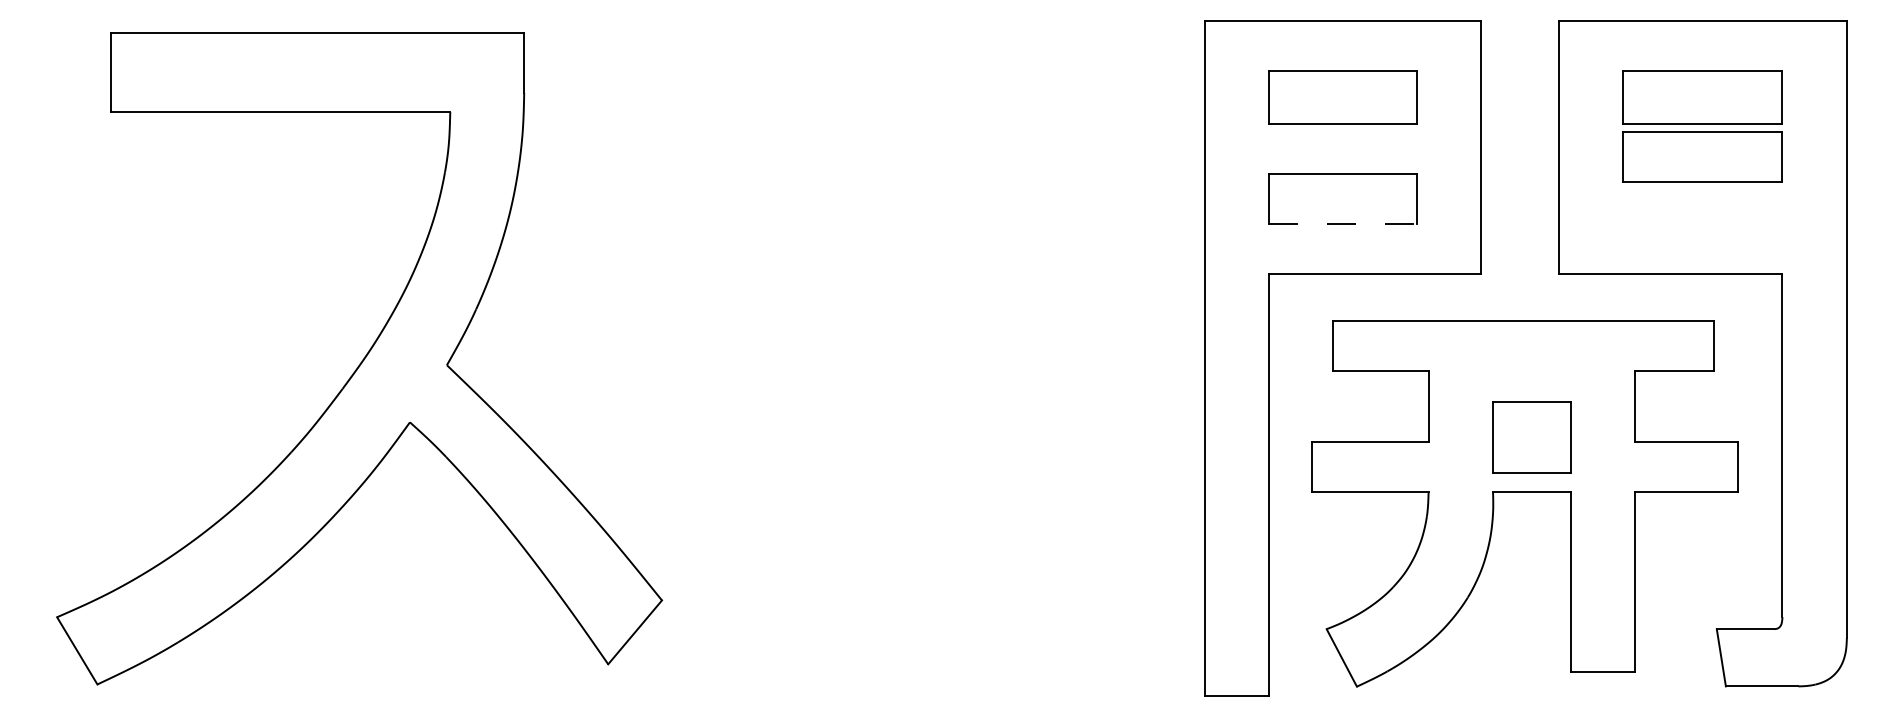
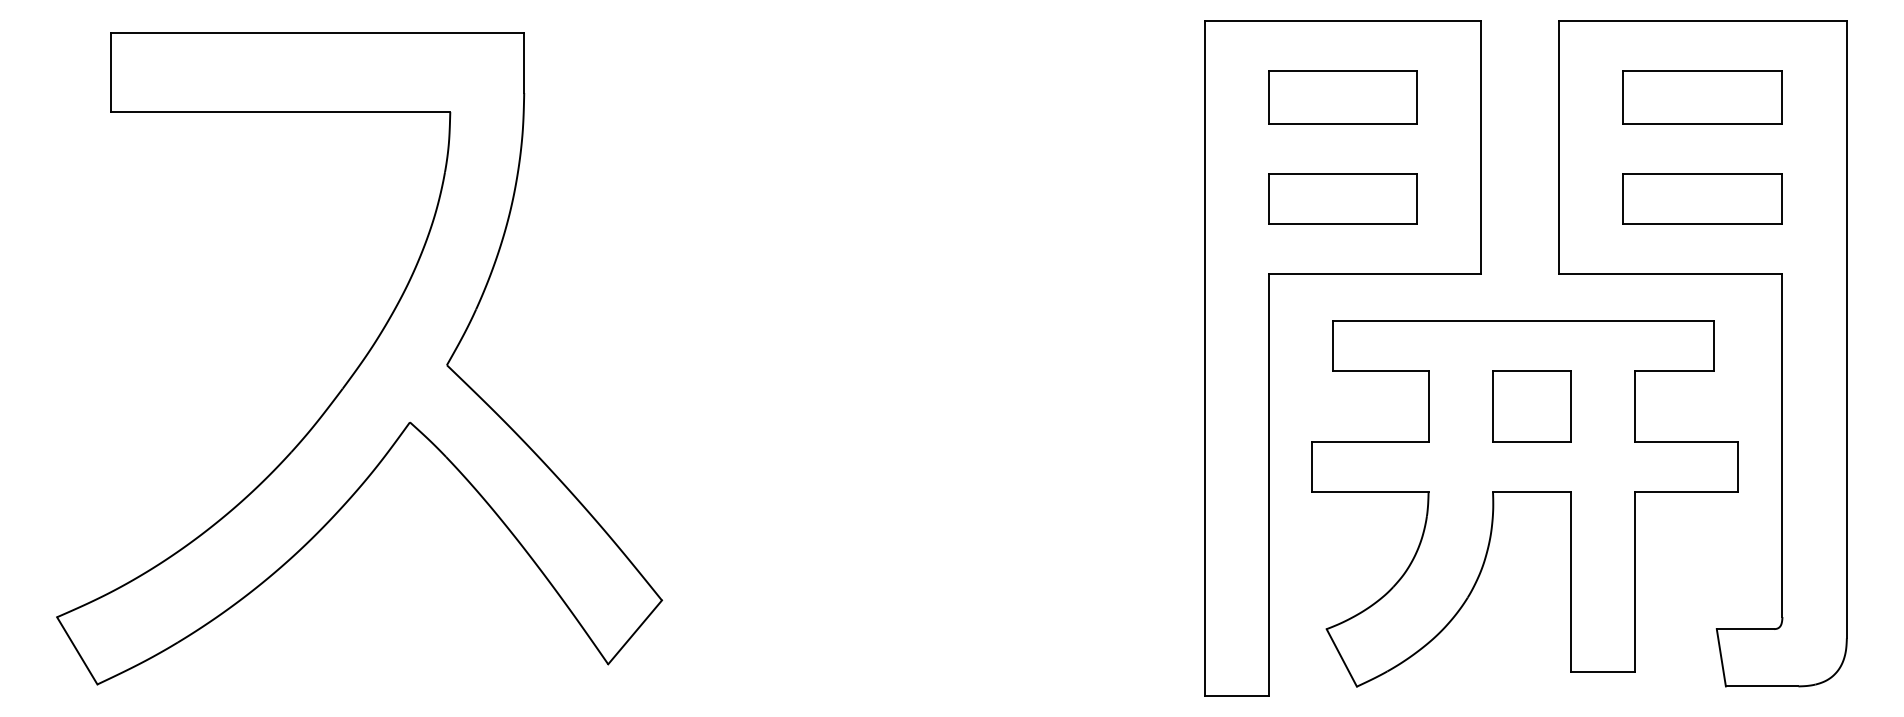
part position: (1702, 156) -> (1702, 198) (1702, 198)
line: dashed -> solid (1342, 223)
part position: (1531, 437) -> (1531, 406) (1531, 406)
